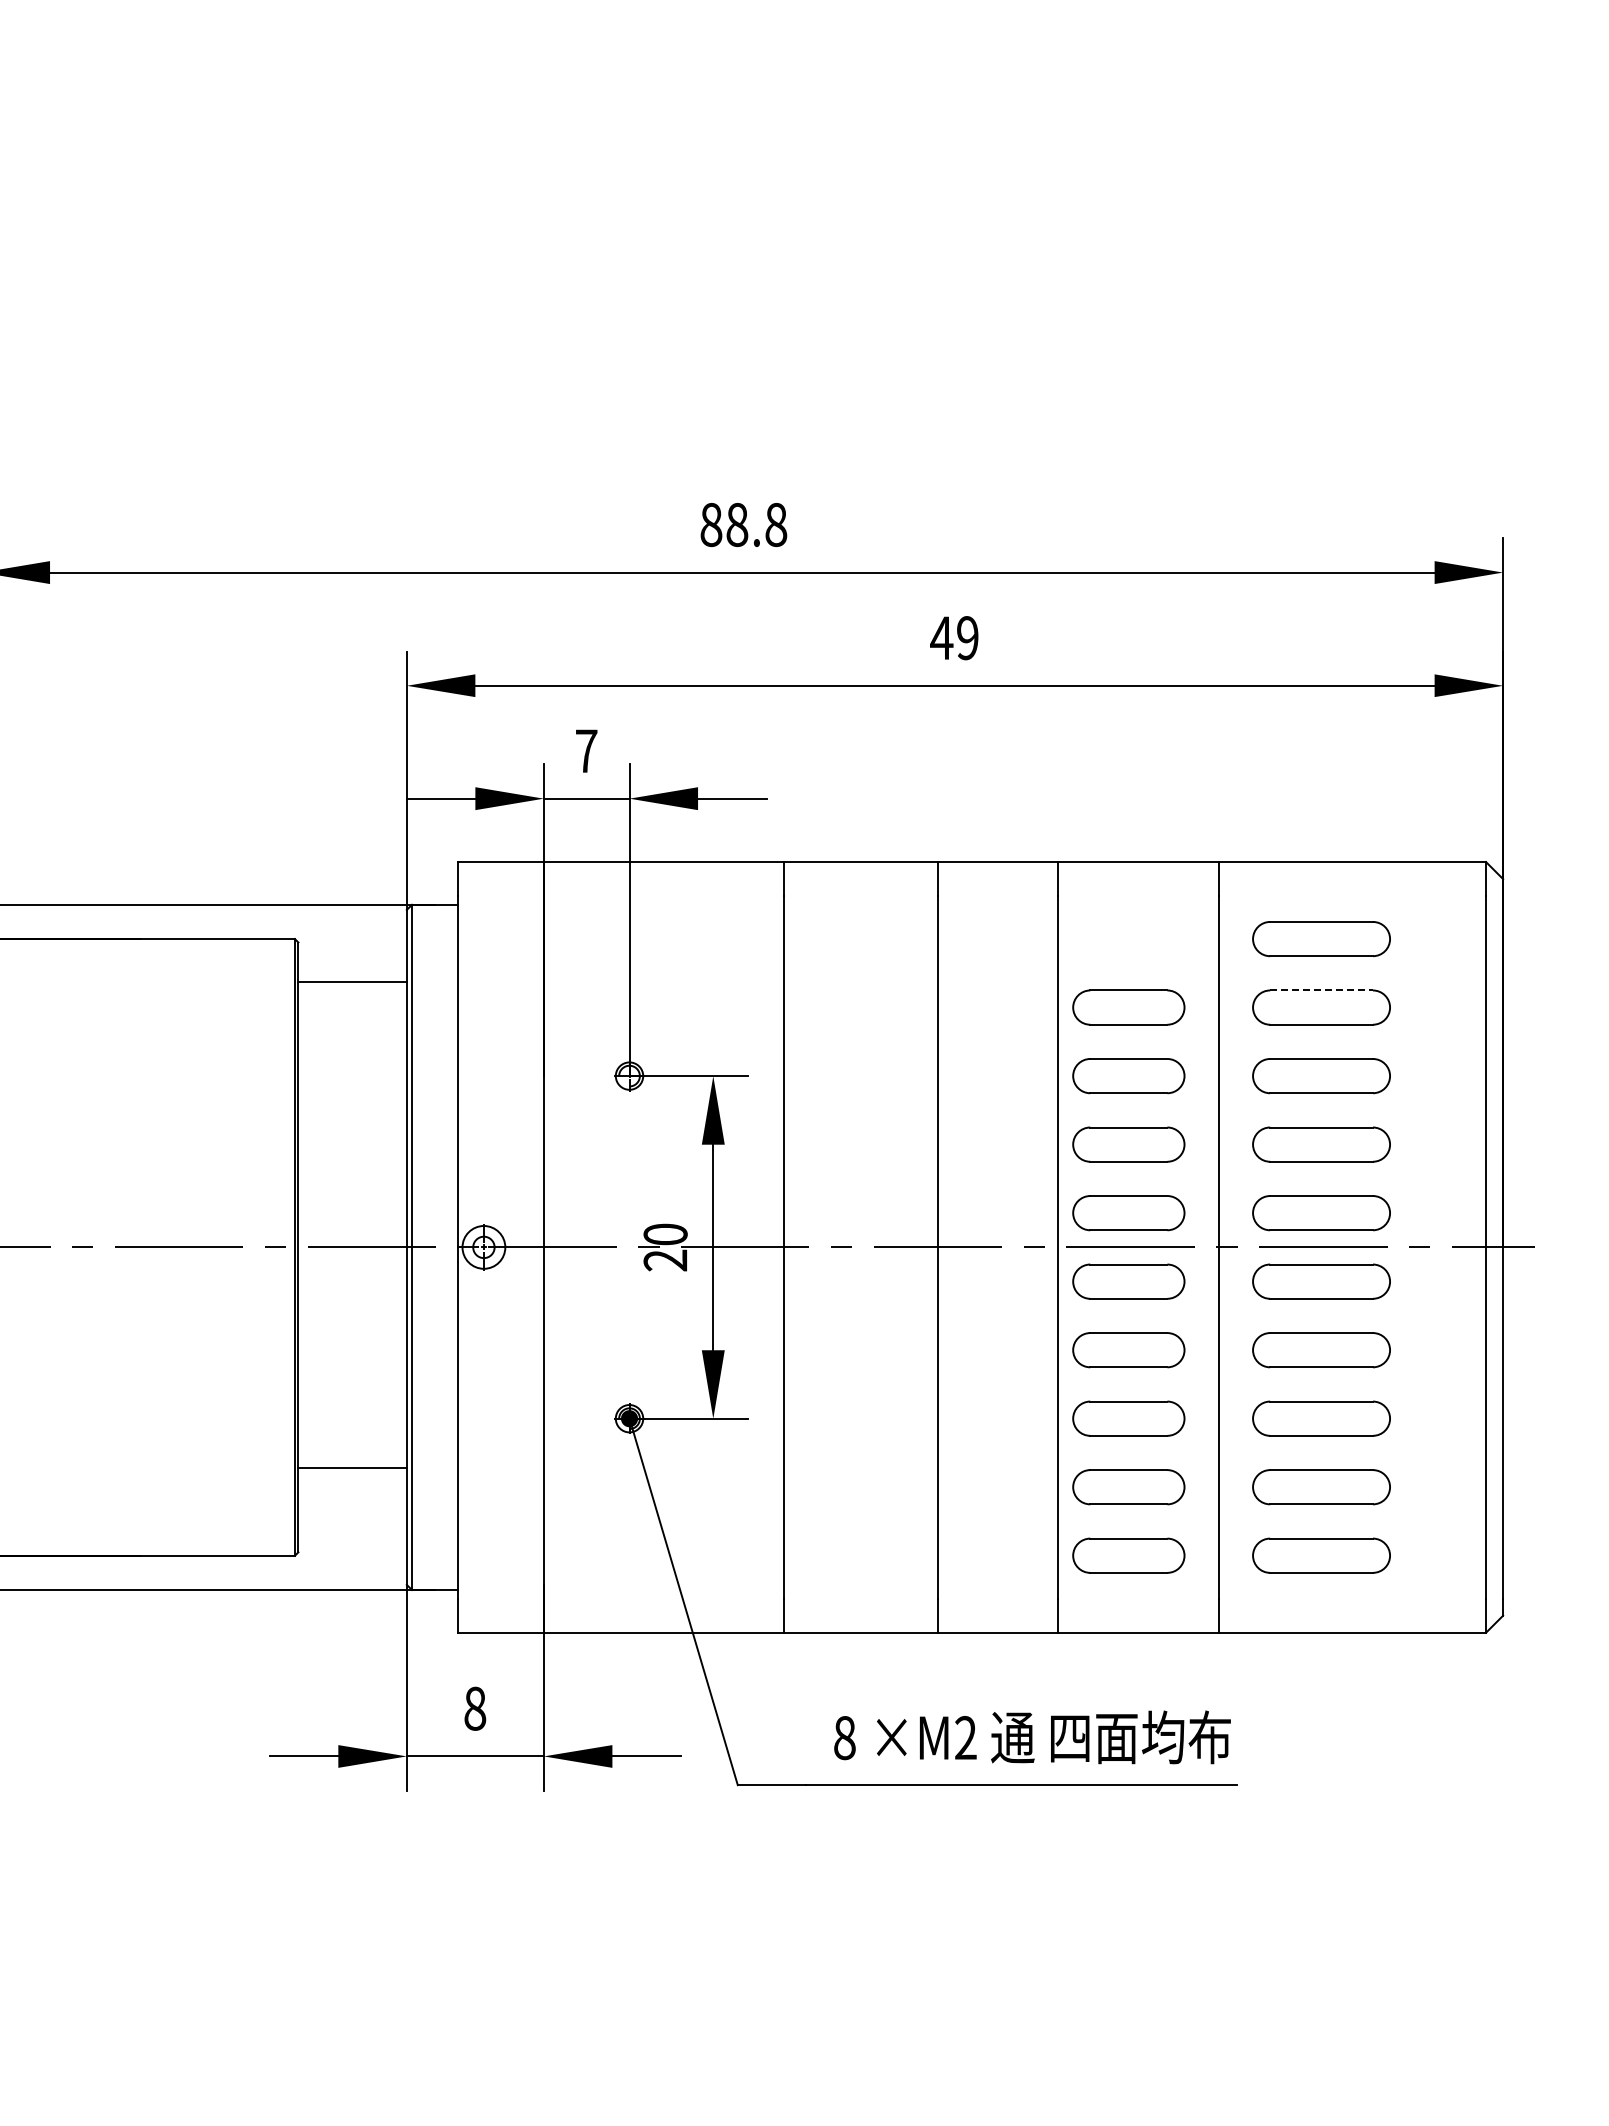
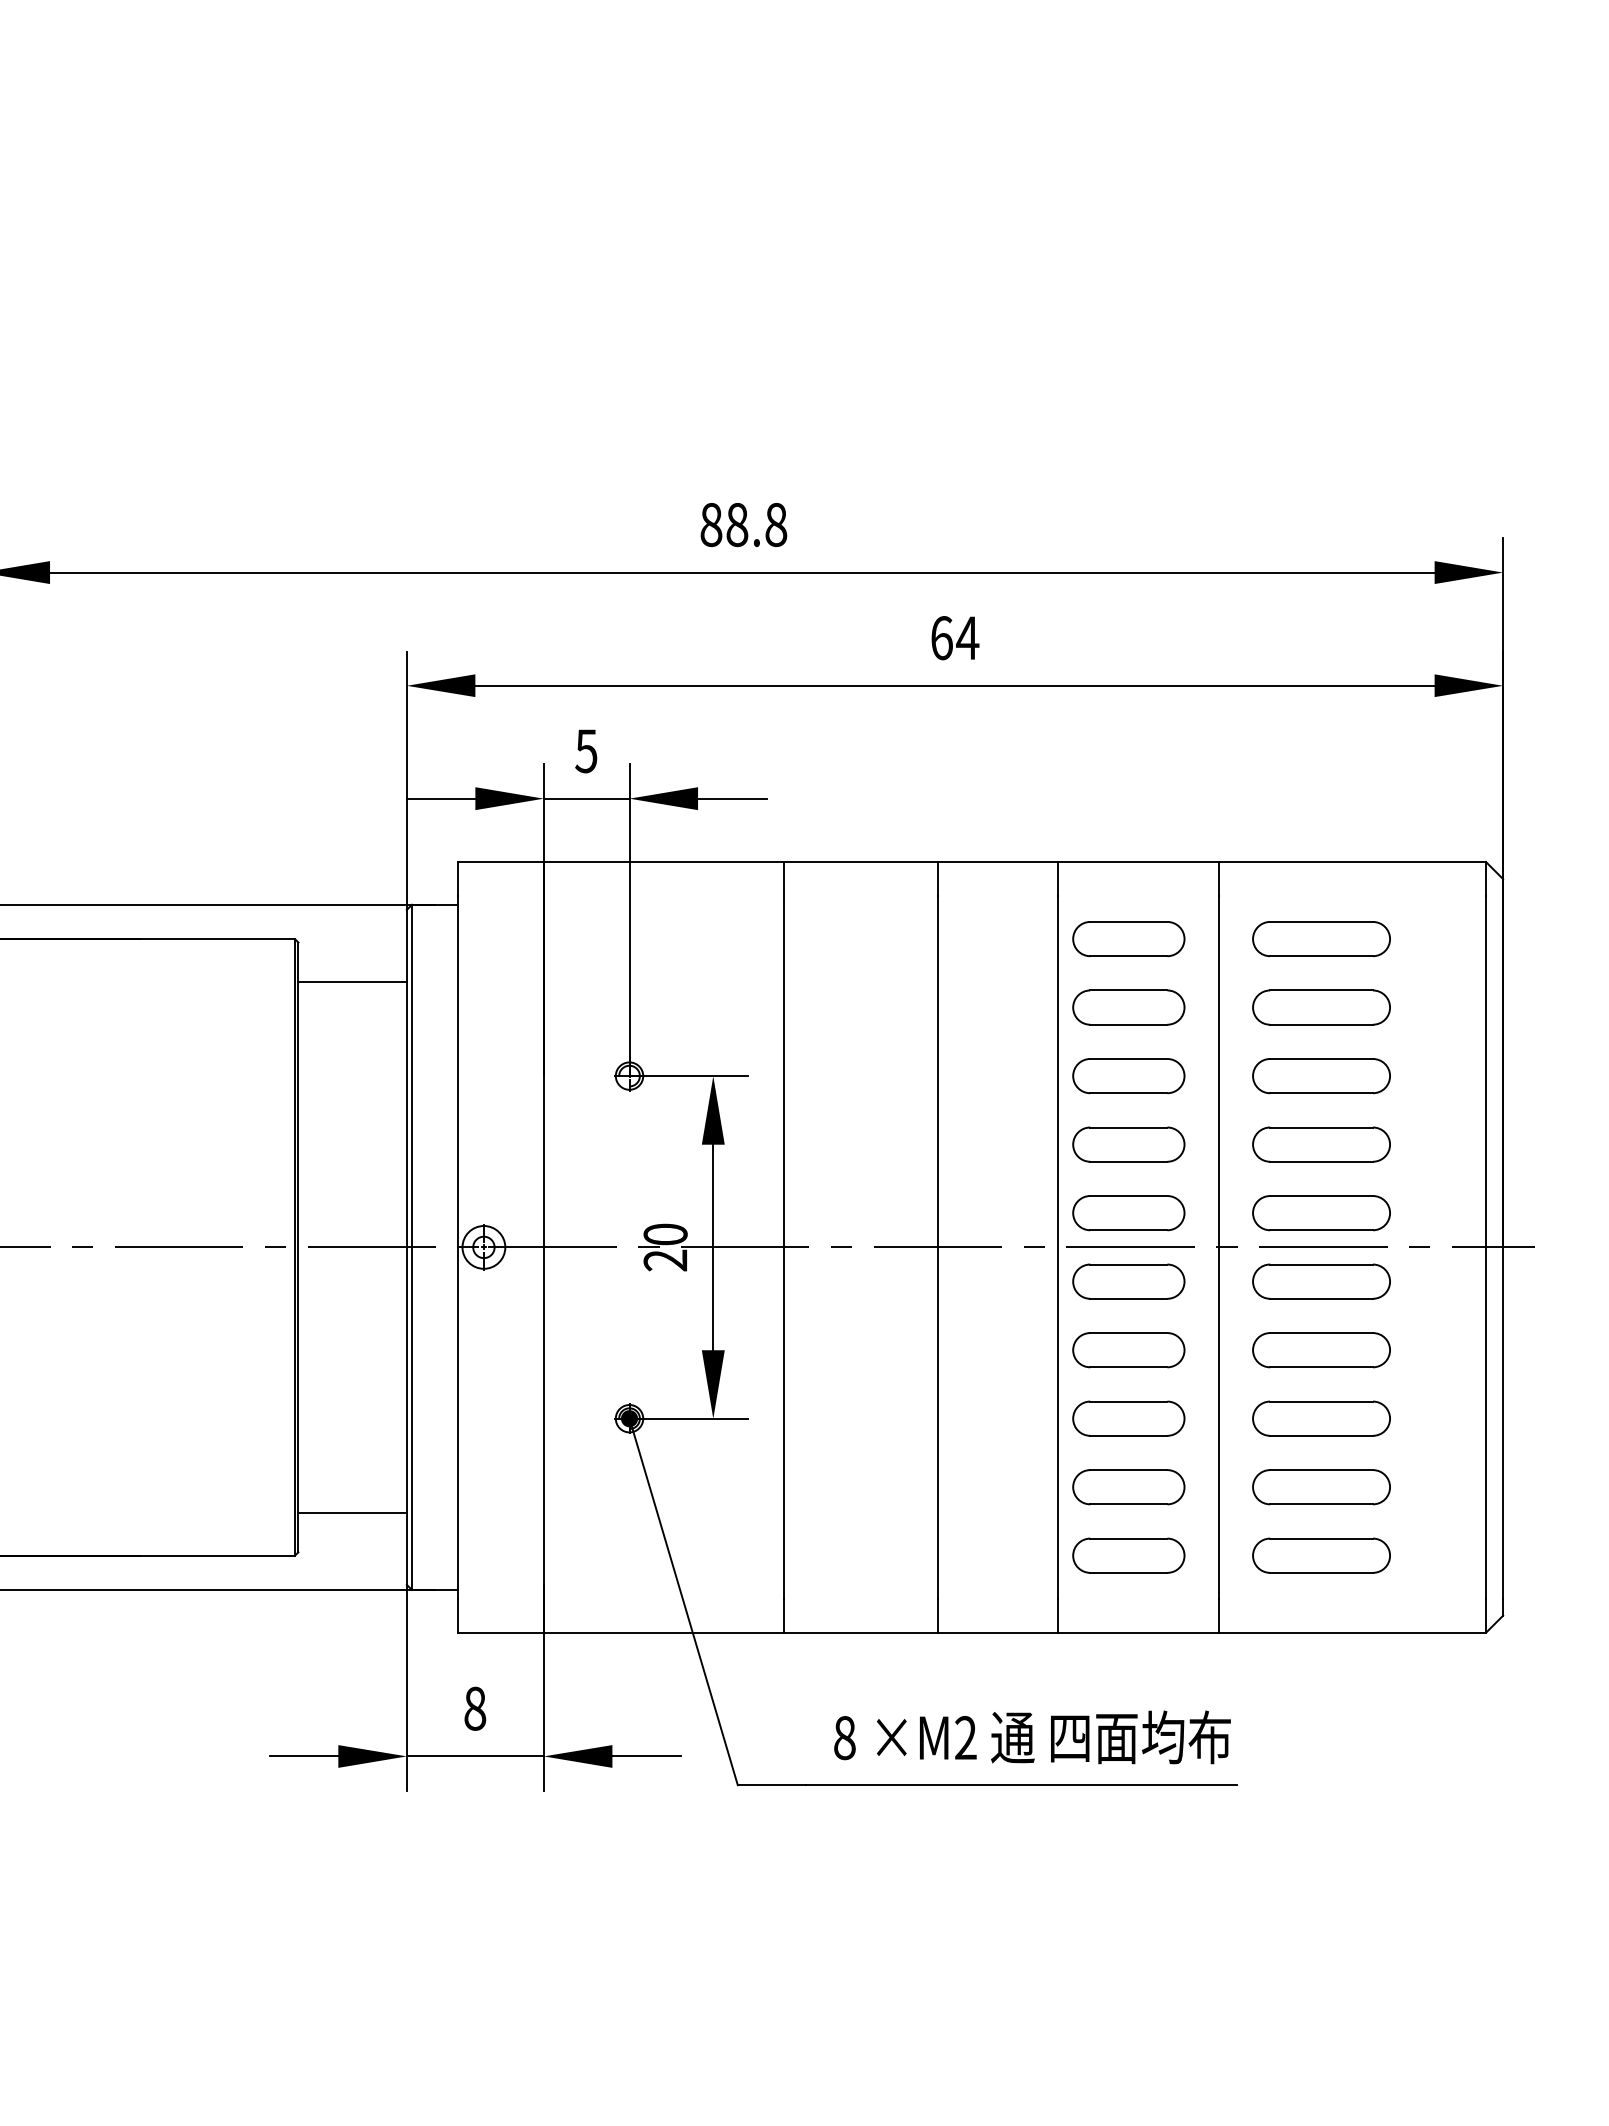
text: 49 -> 64 (954, 638)
text: 7 -> 5 (586, 751)
part: none -> present (1128, 939)
line: dashed -> solid (1322, 990)
line position: (352, 1467) -> (352, 1512) (352, 1512)
